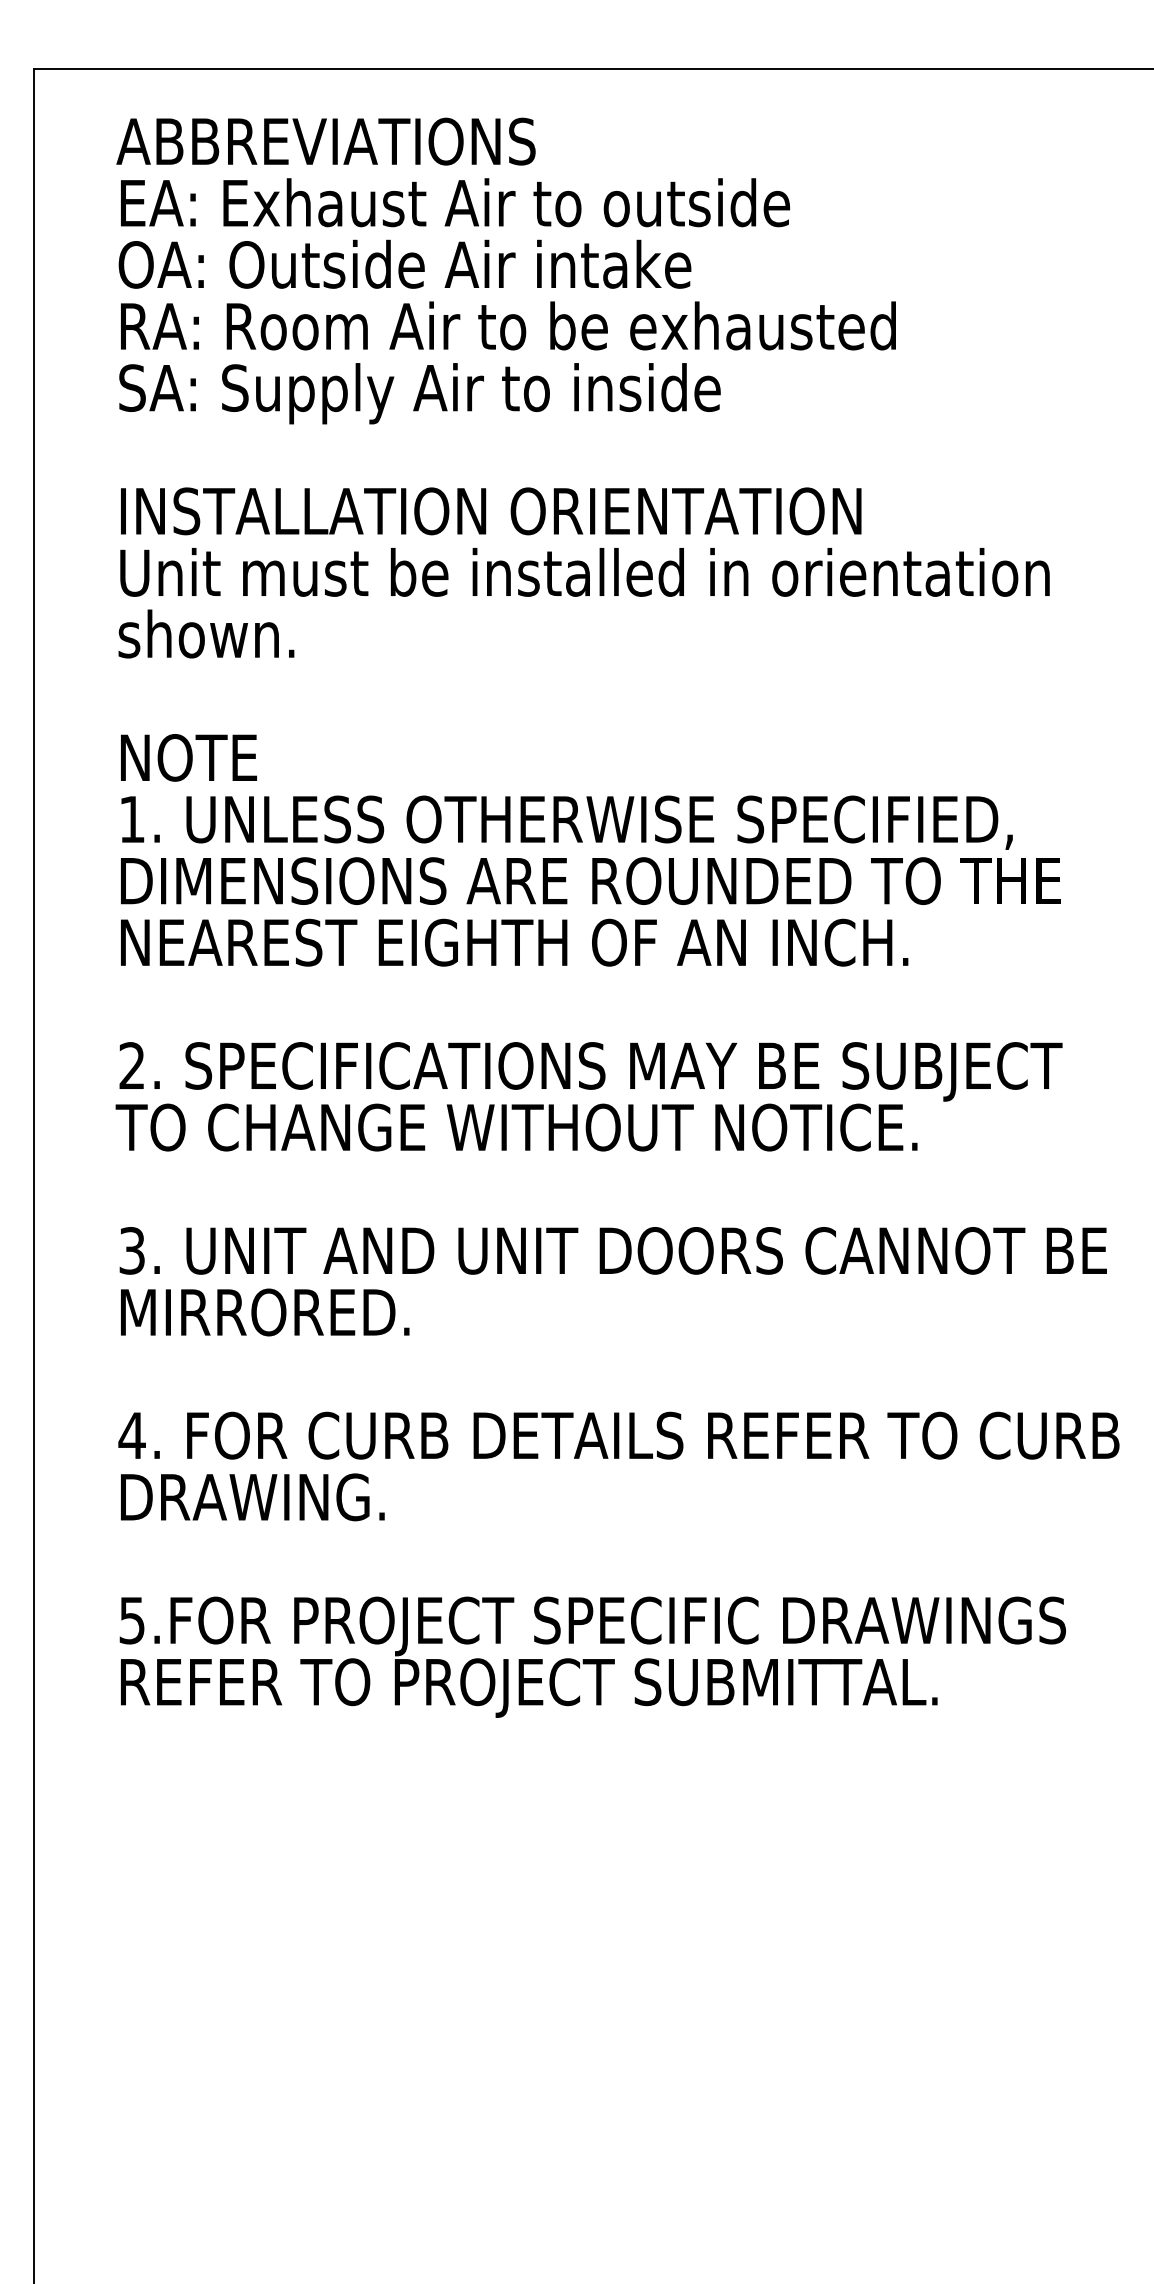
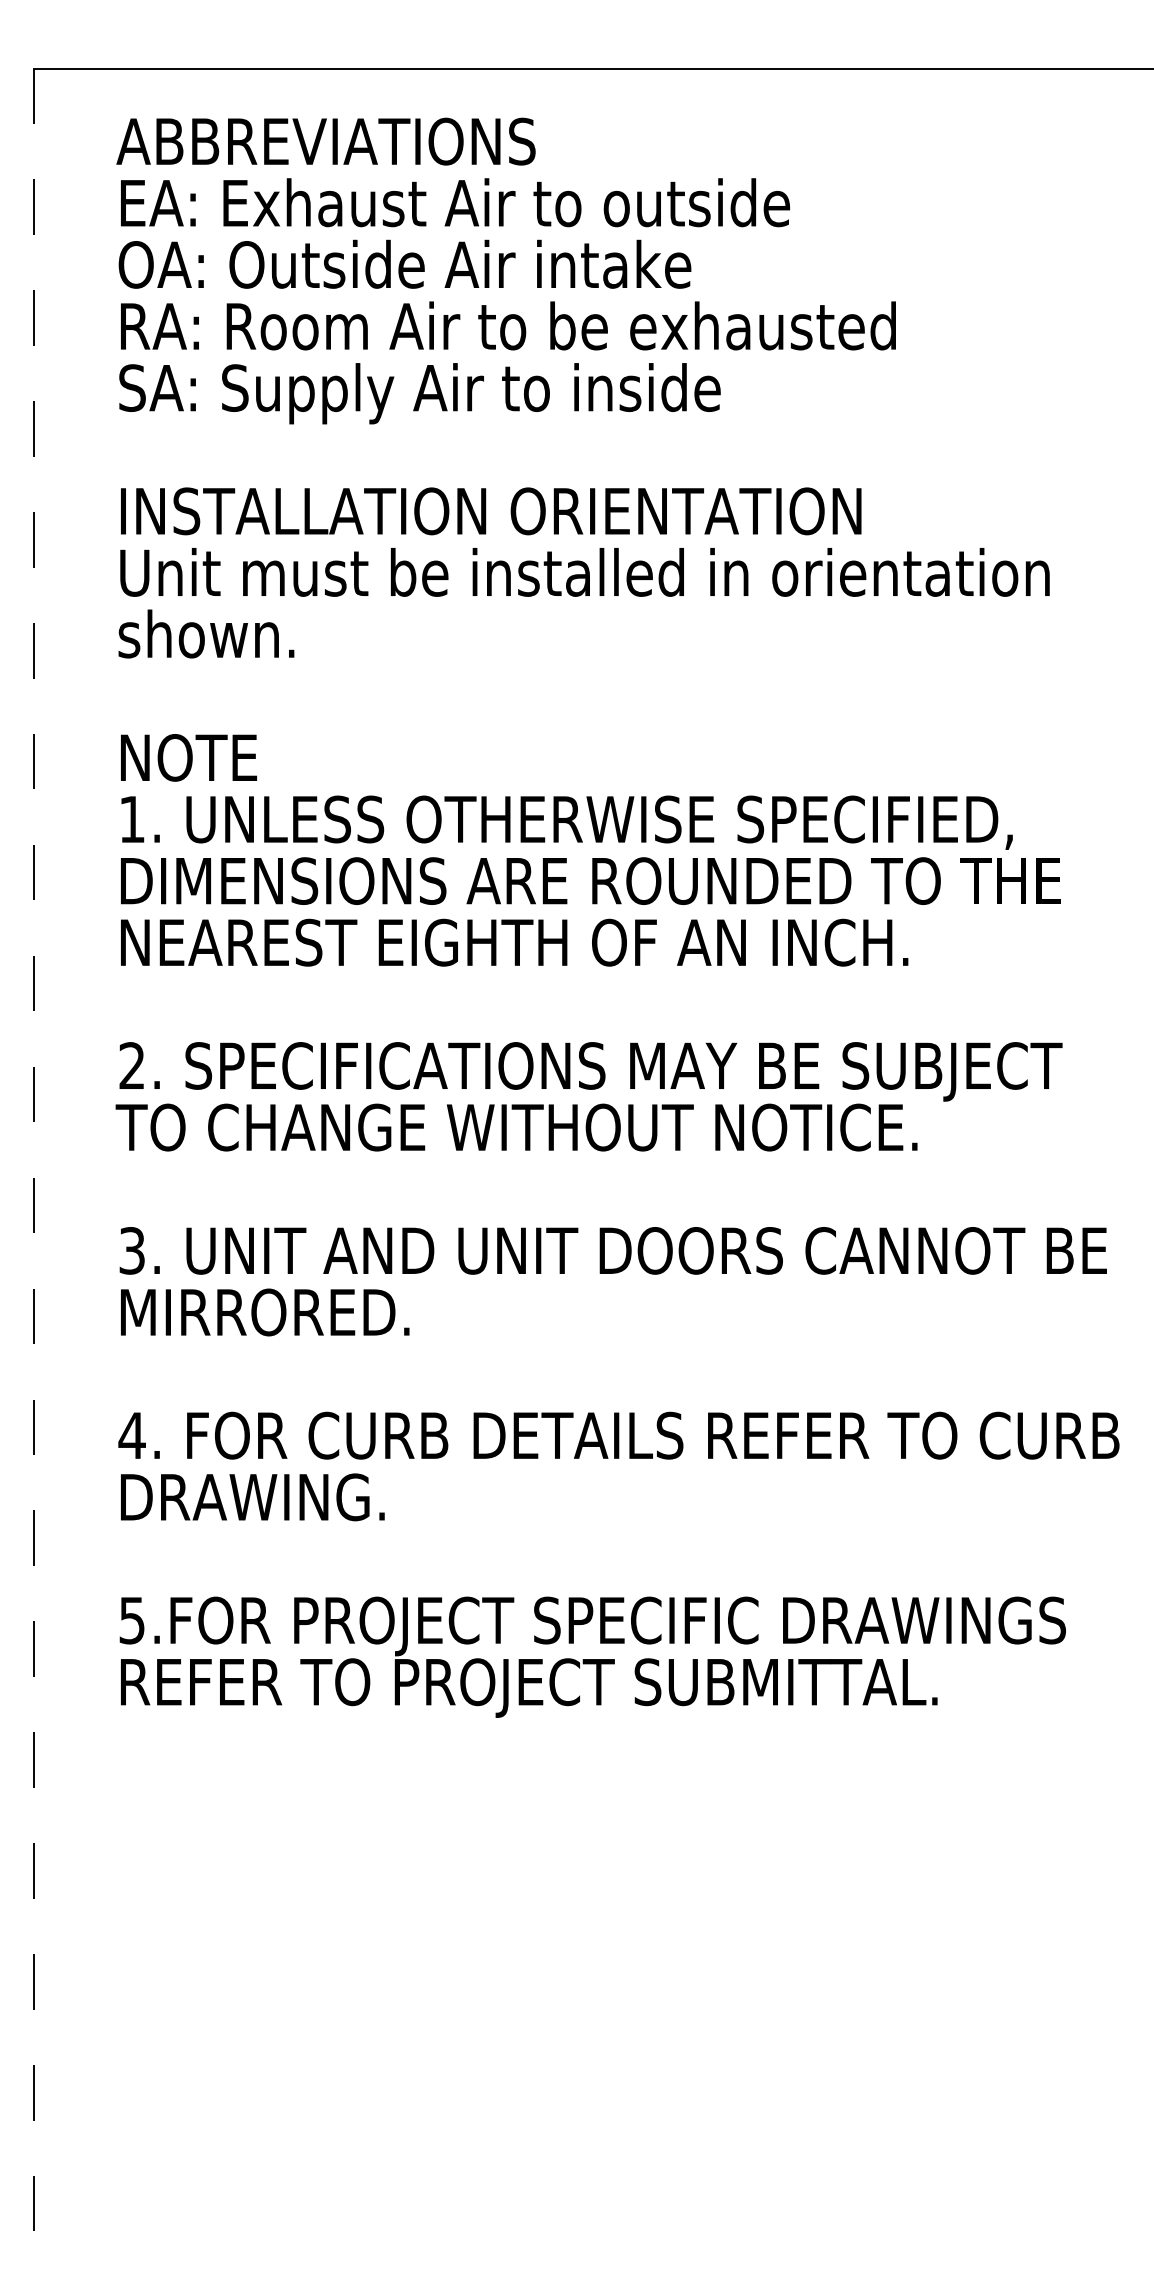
line: solid -> dashed (34, 1176)
